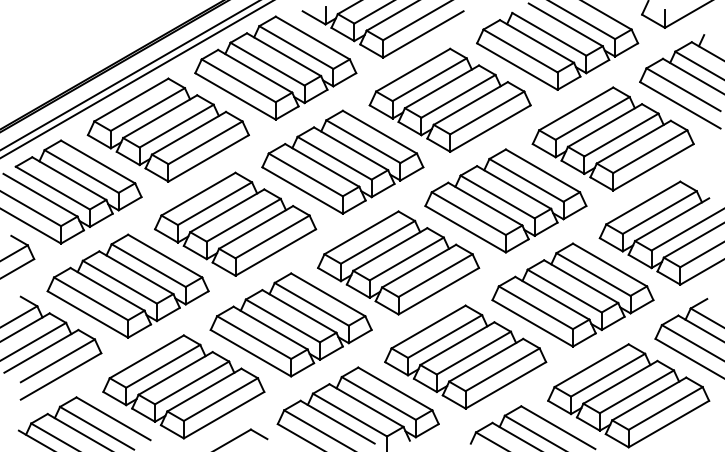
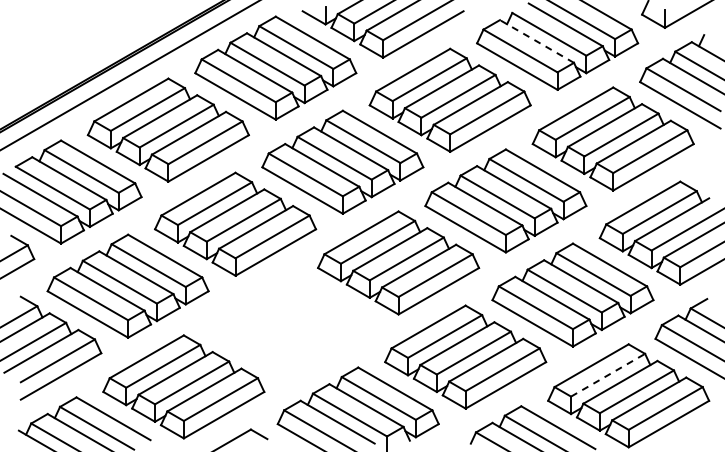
line: solid -> dashed (536, 41)
line: present -> none (136, 79)
part: present -> none (290, 324)
line: solid -> dashed (608, 375)
